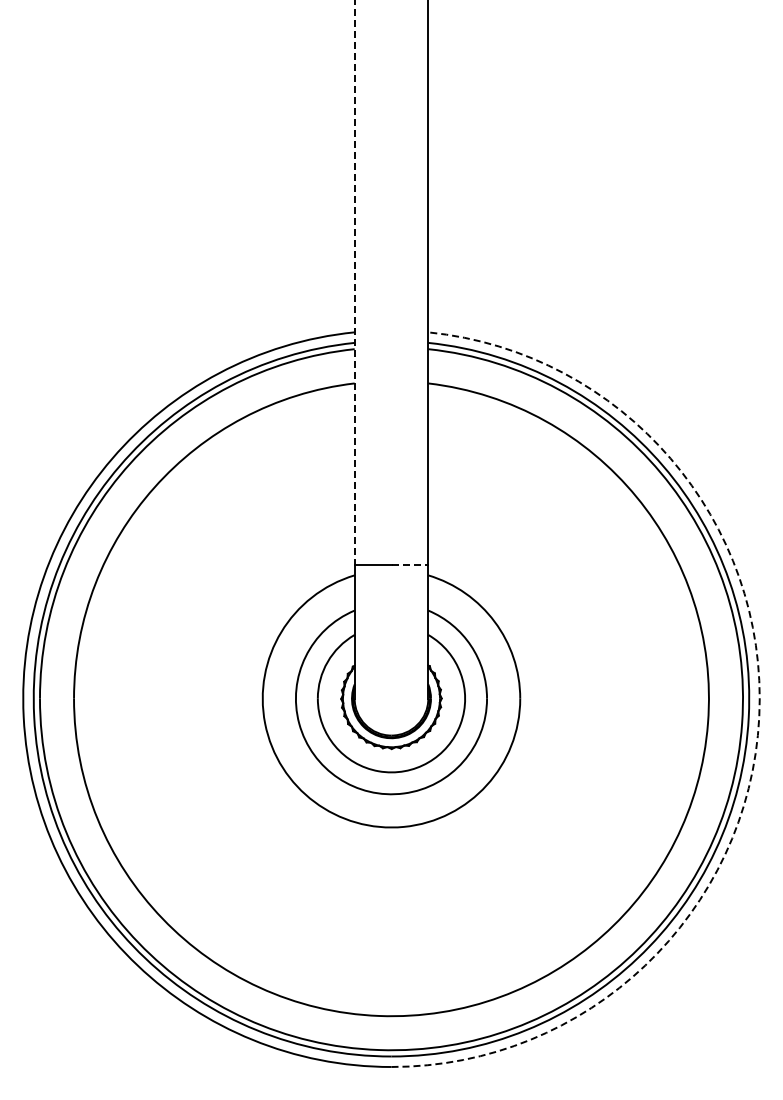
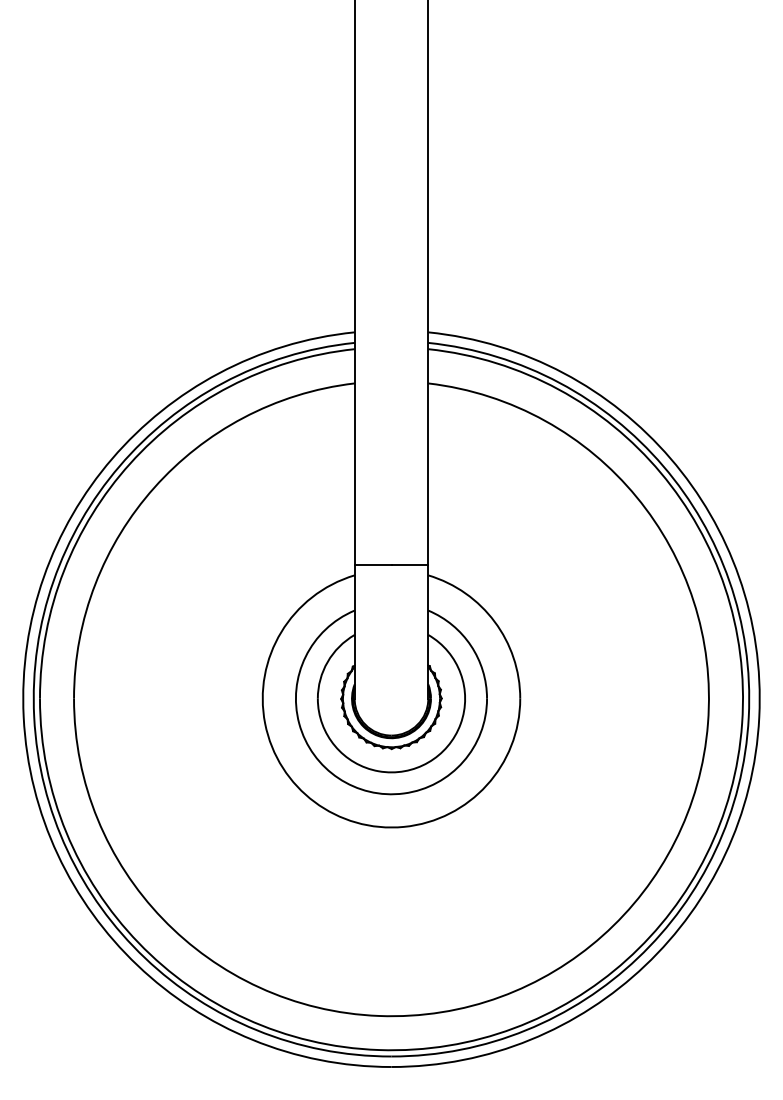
line: dashed -> solid (354, 283)
line: dashed -> solid (410, 564)
arc: dashed -> solid (759, 717)
